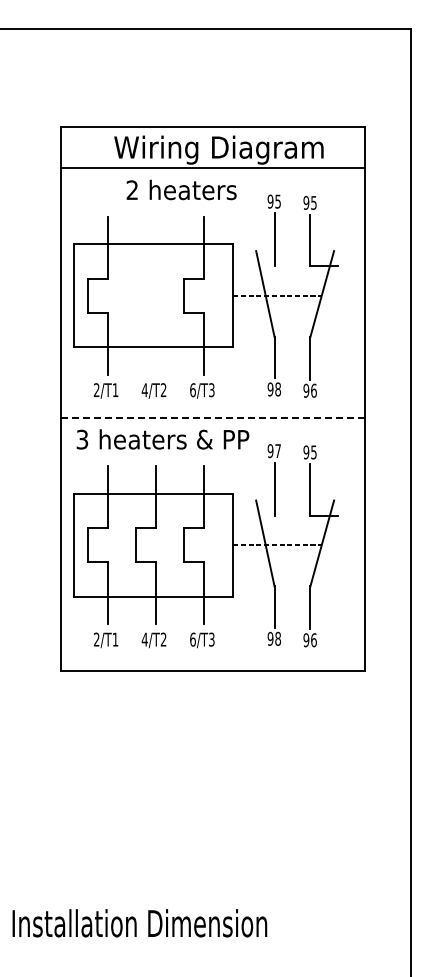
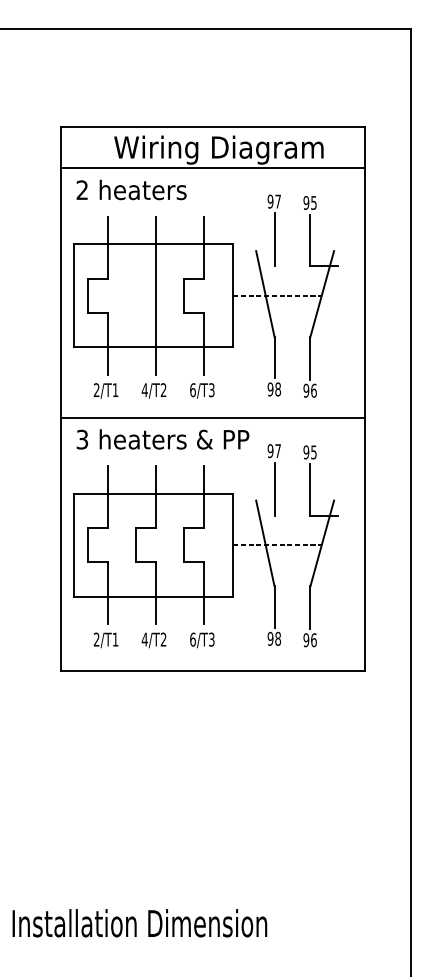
text position: (181, 189) -> (131, 189) (131, 189)
text: 95 -> 97 (277, 201)
line: none -> present (156, 295)
line: dashed -> solid (213, 417)
